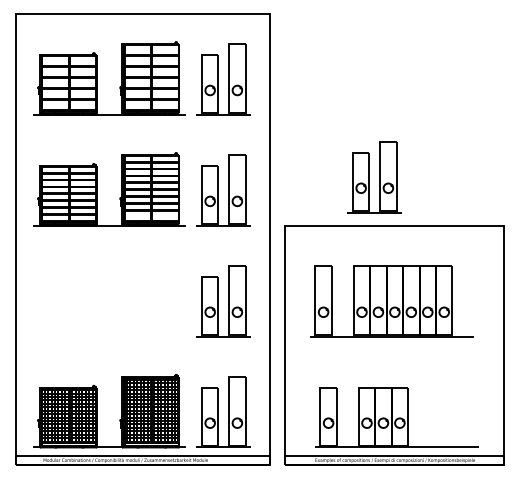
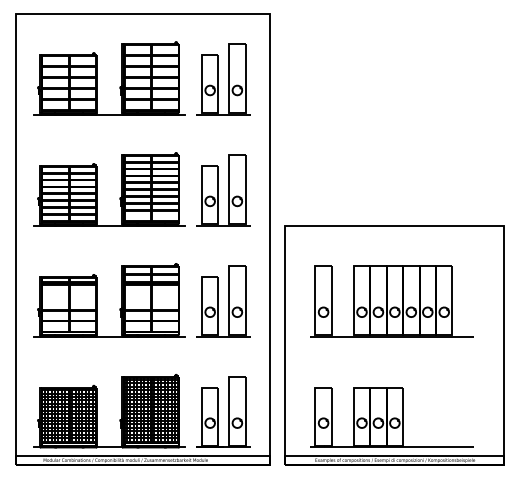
part: present -> none (374, 177)
part: none -> present (97, 300)
part position: (396, 417) -> (391, 417) (391, 417)
